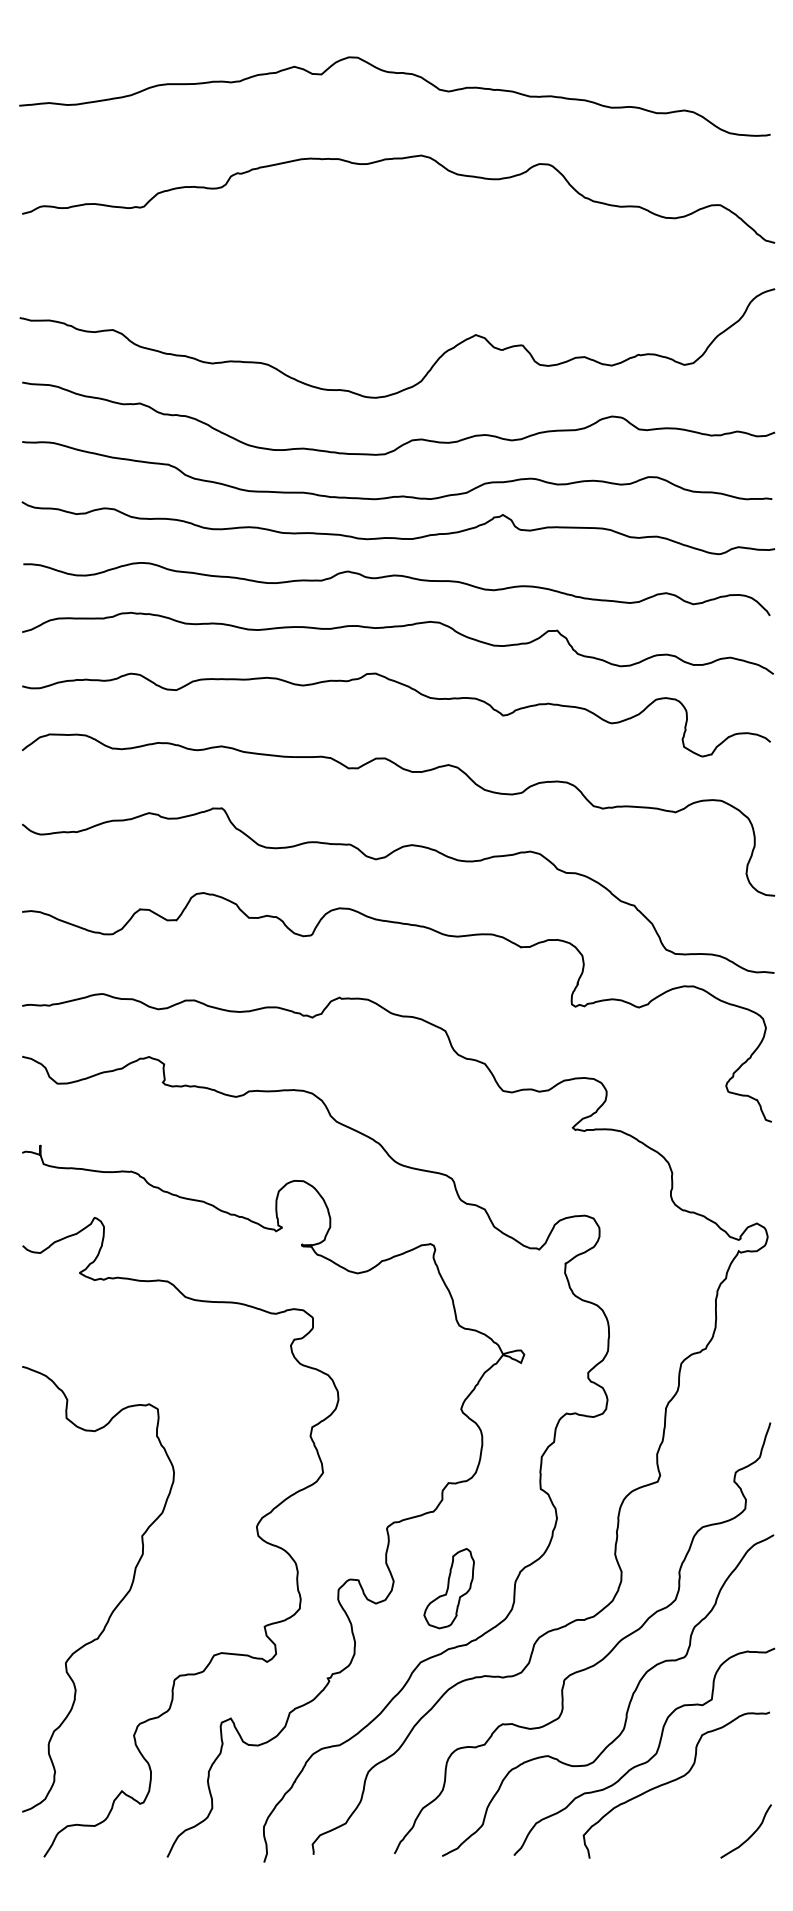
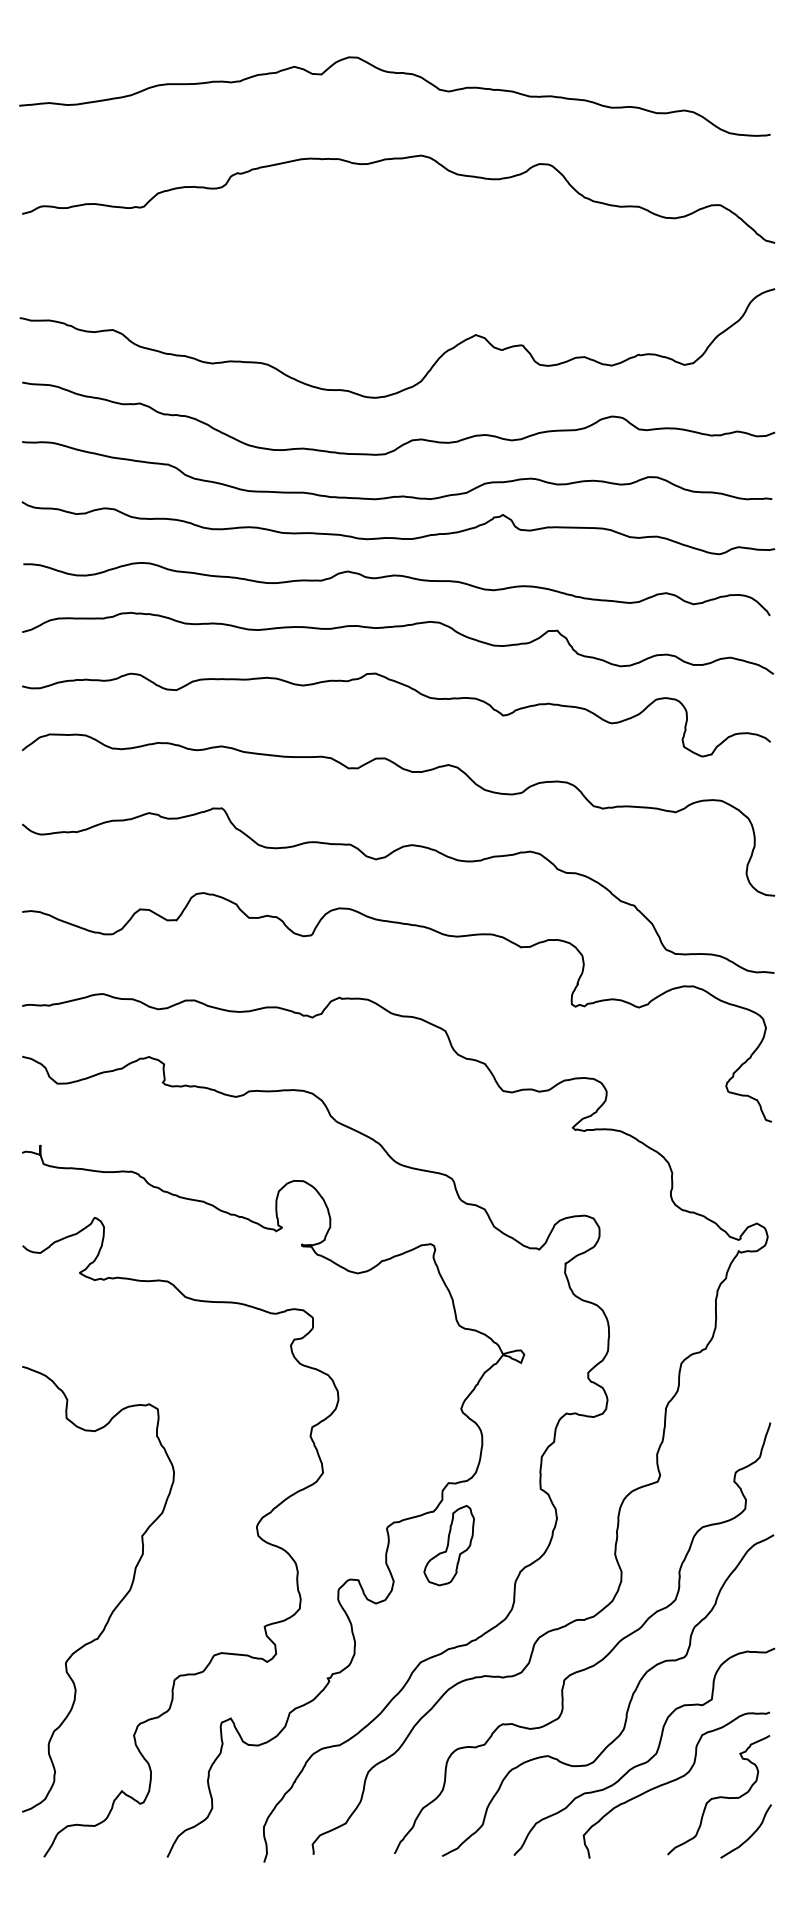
part position: (448, 1588) -> (448, 1545) (448, 1545)
curve: none -> present (718, 1796)
